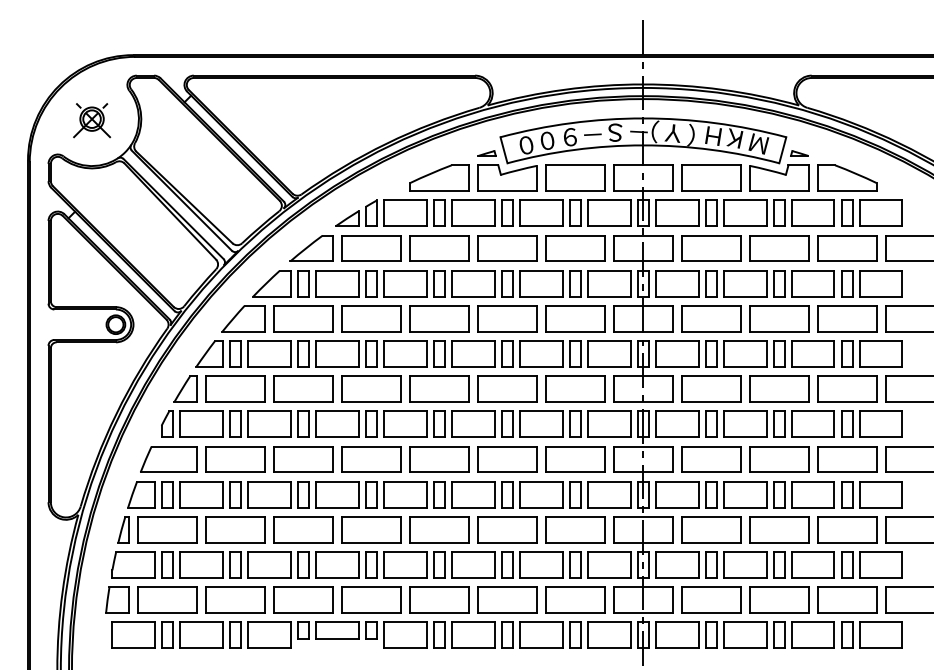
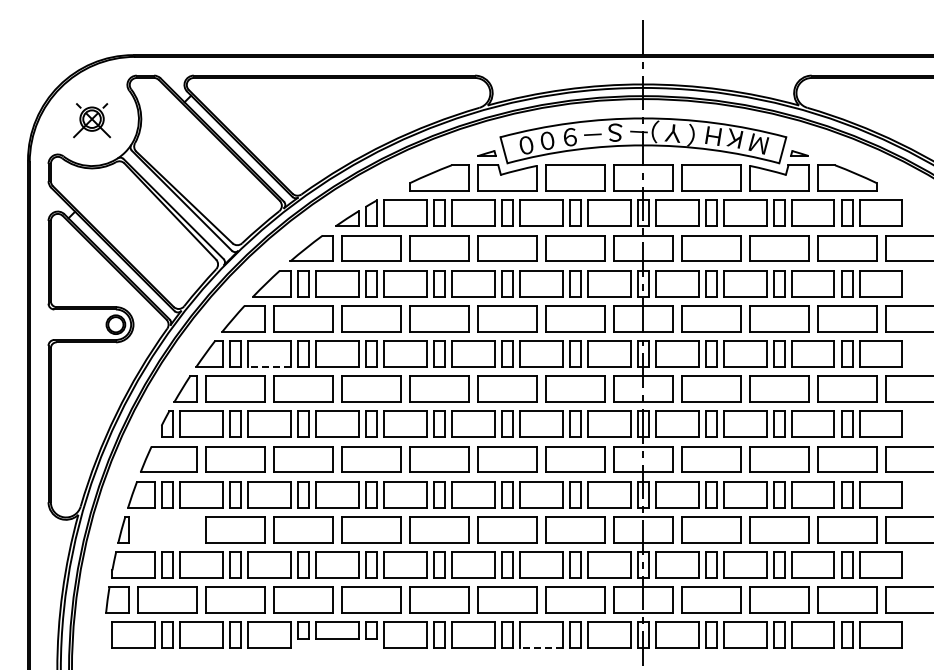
line: solid -> dashed (269, 366)
part: present -> none (167, 529)
line: solid -> dashed (540, 648)
